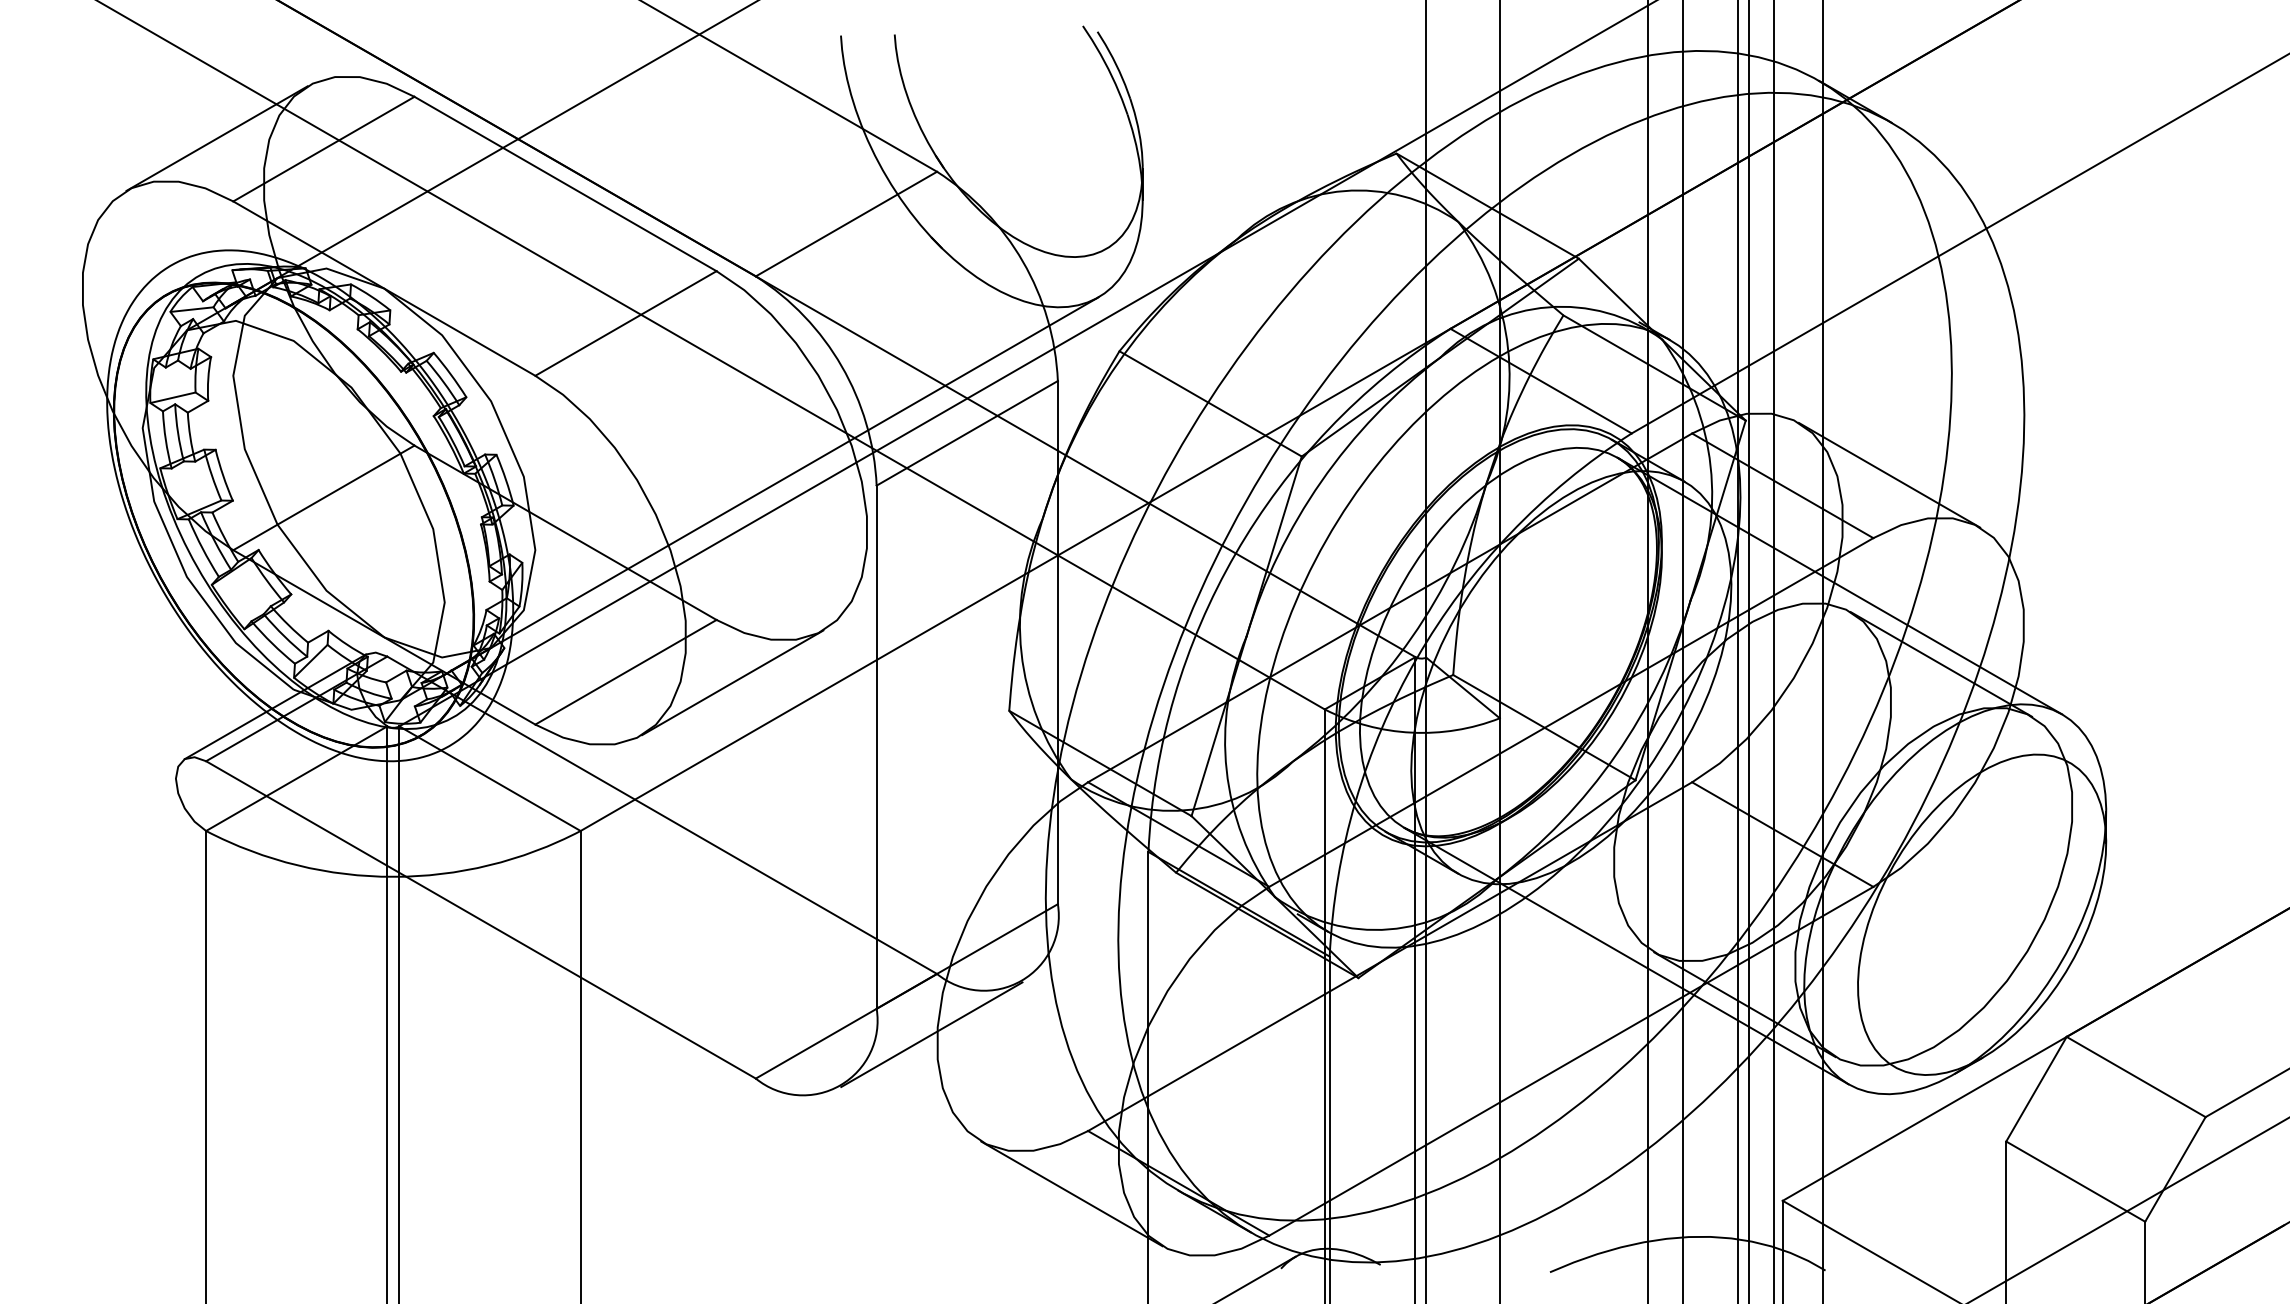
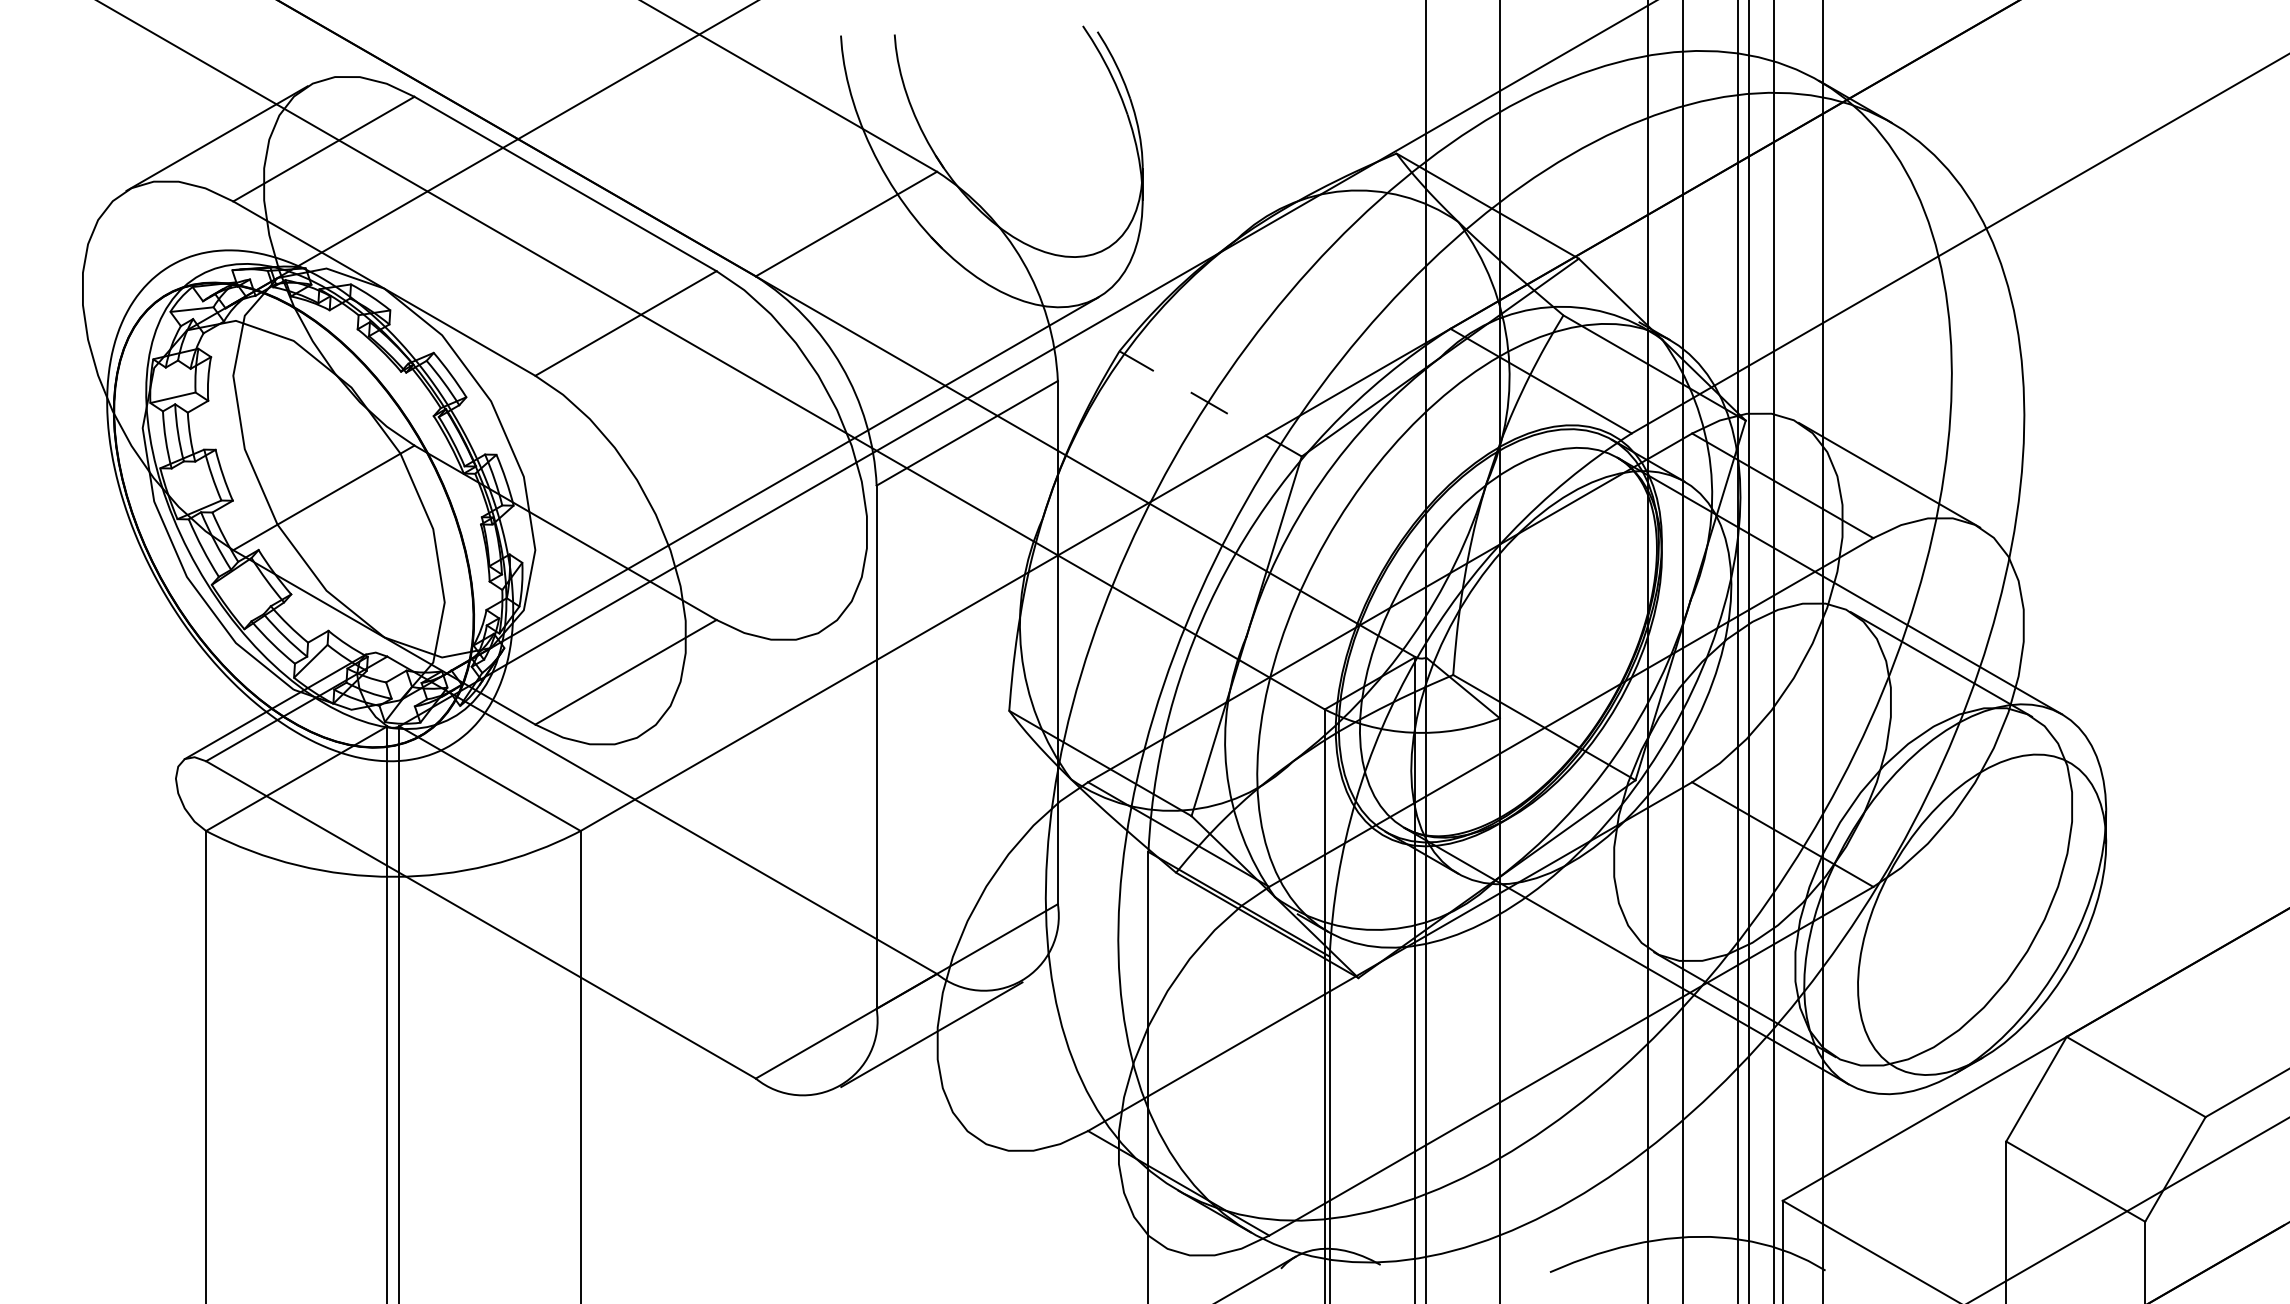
line: solid -> dashed (1210, 403)
line: present -> none (732, 682)
line: present -> none (1071, 1193)
